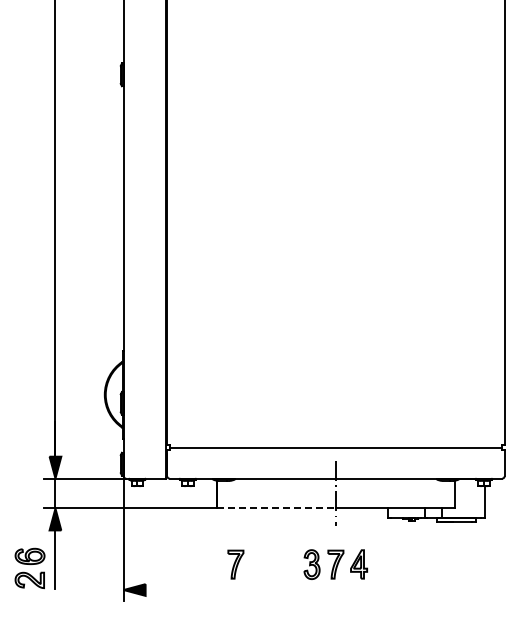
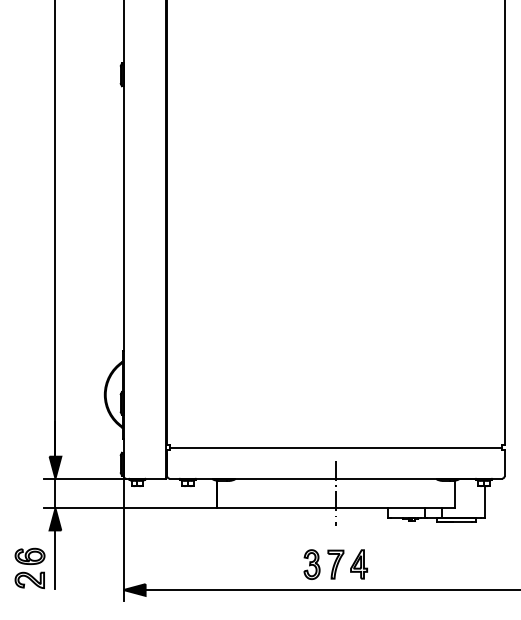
line: dashed -> solid (276, 508)
part: present -> none (235, 564)
line: none -> present (331, 590)
